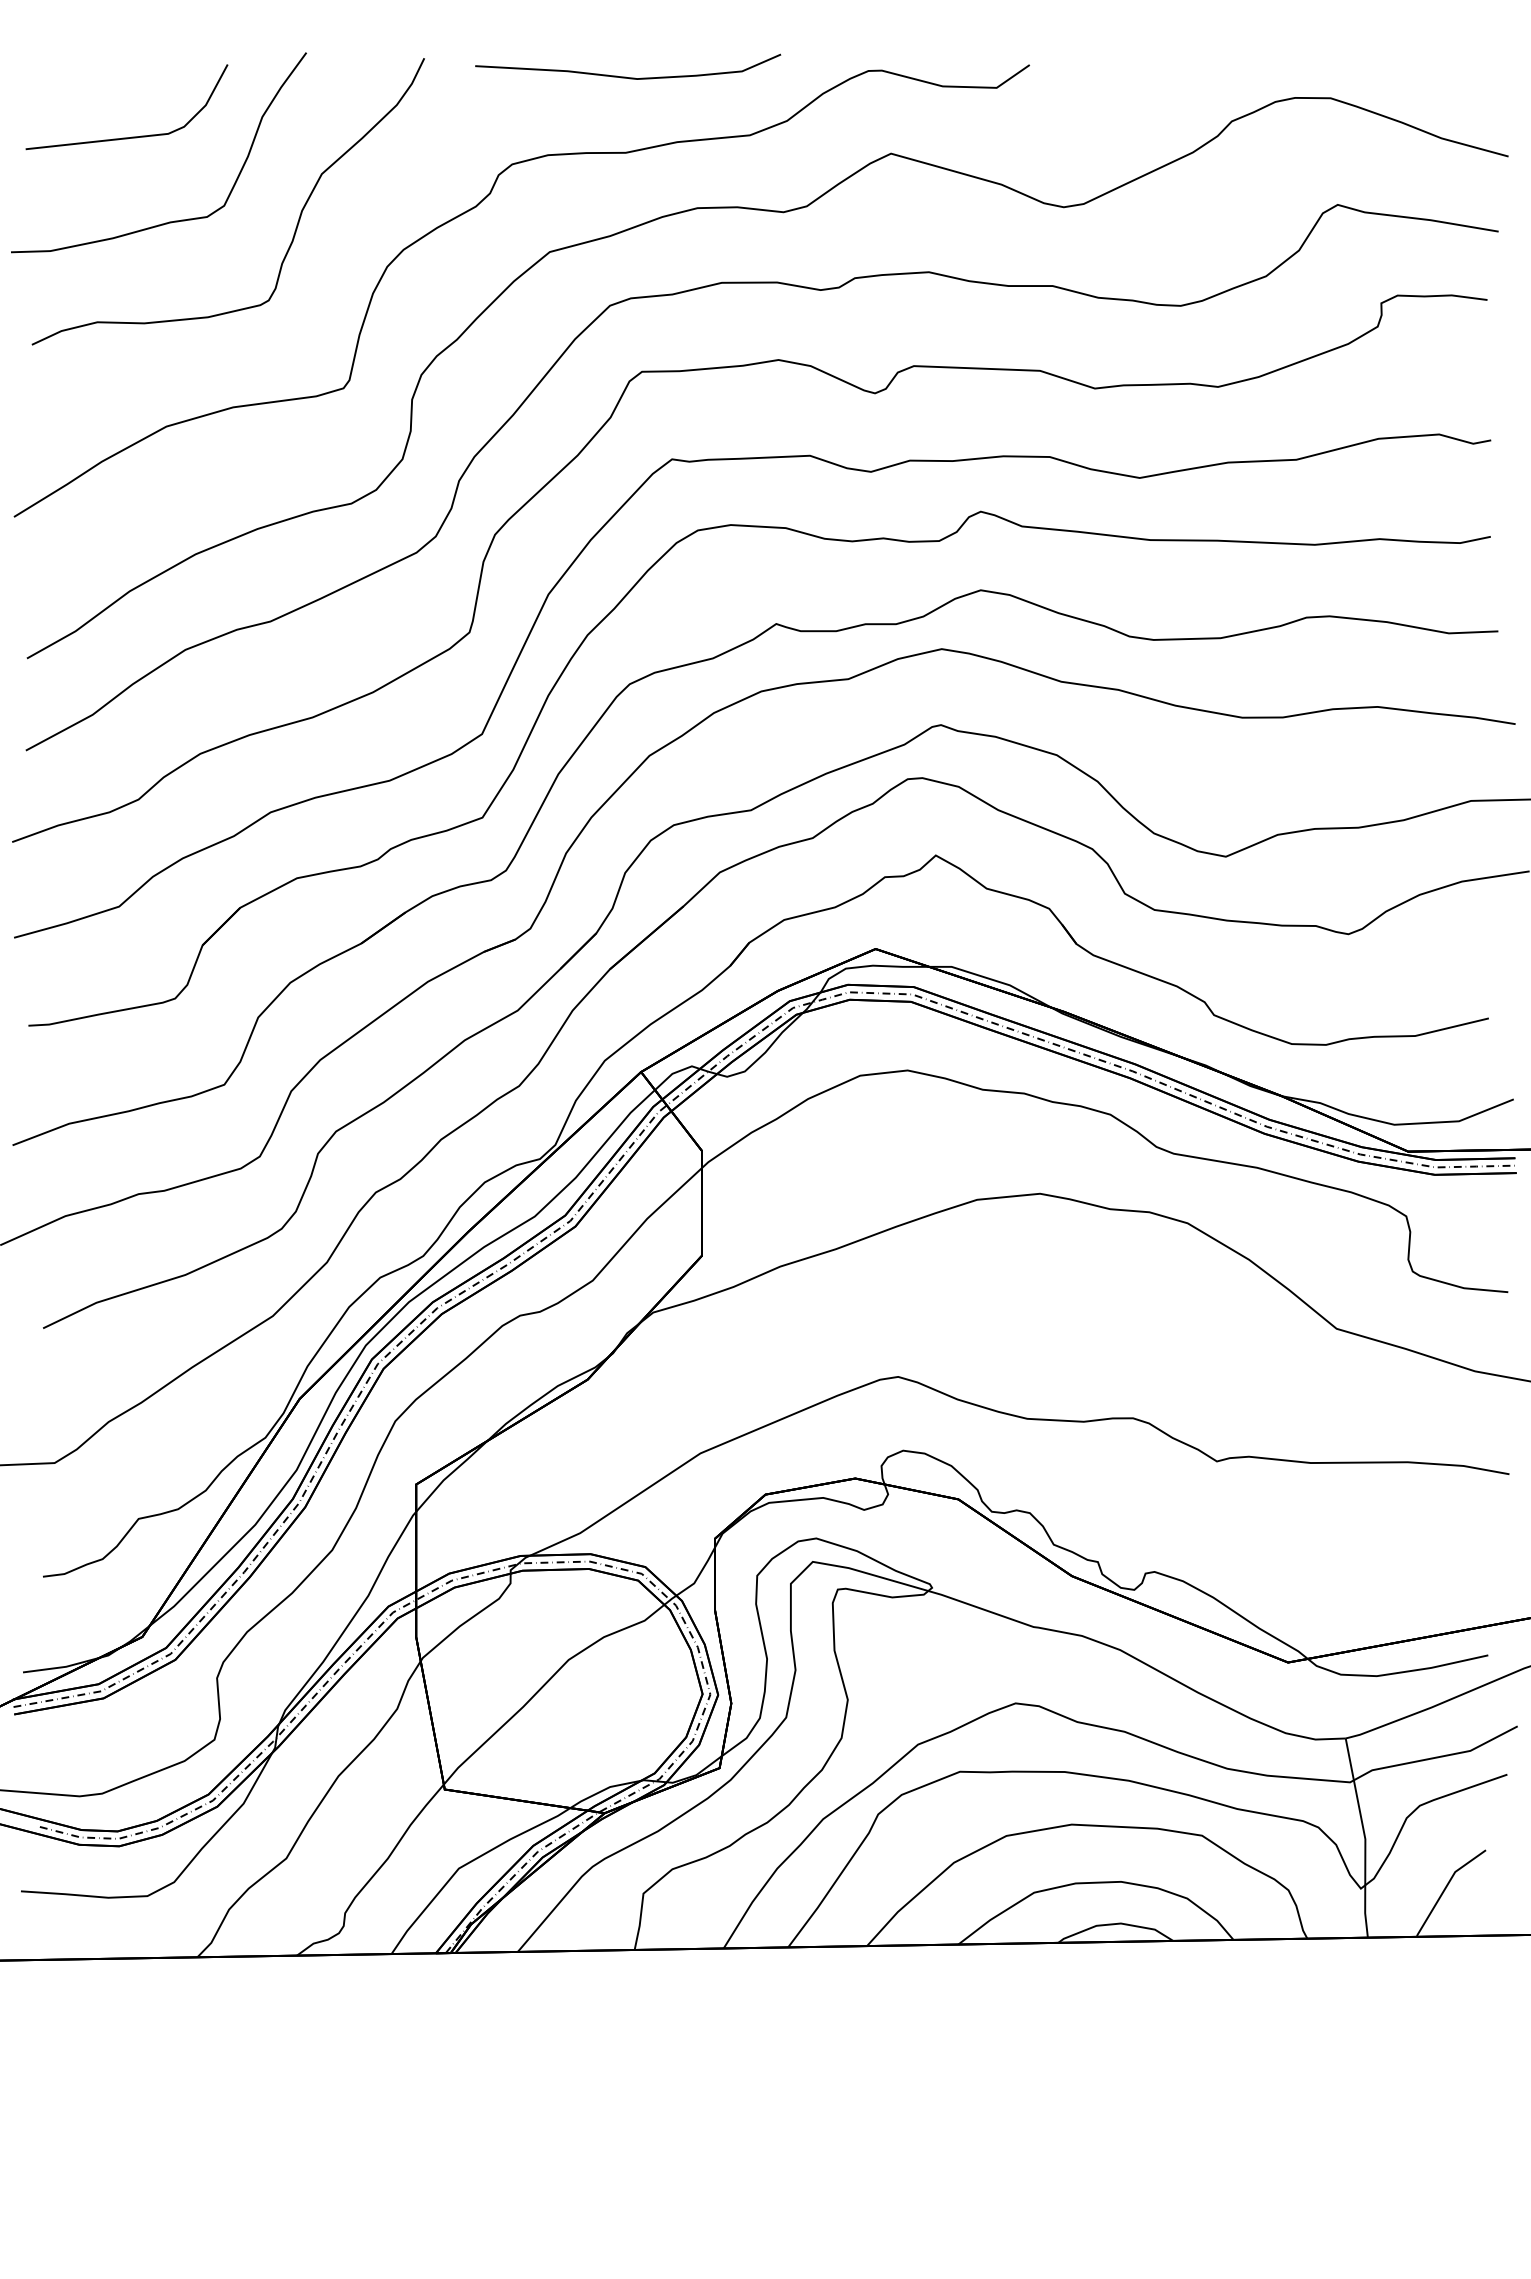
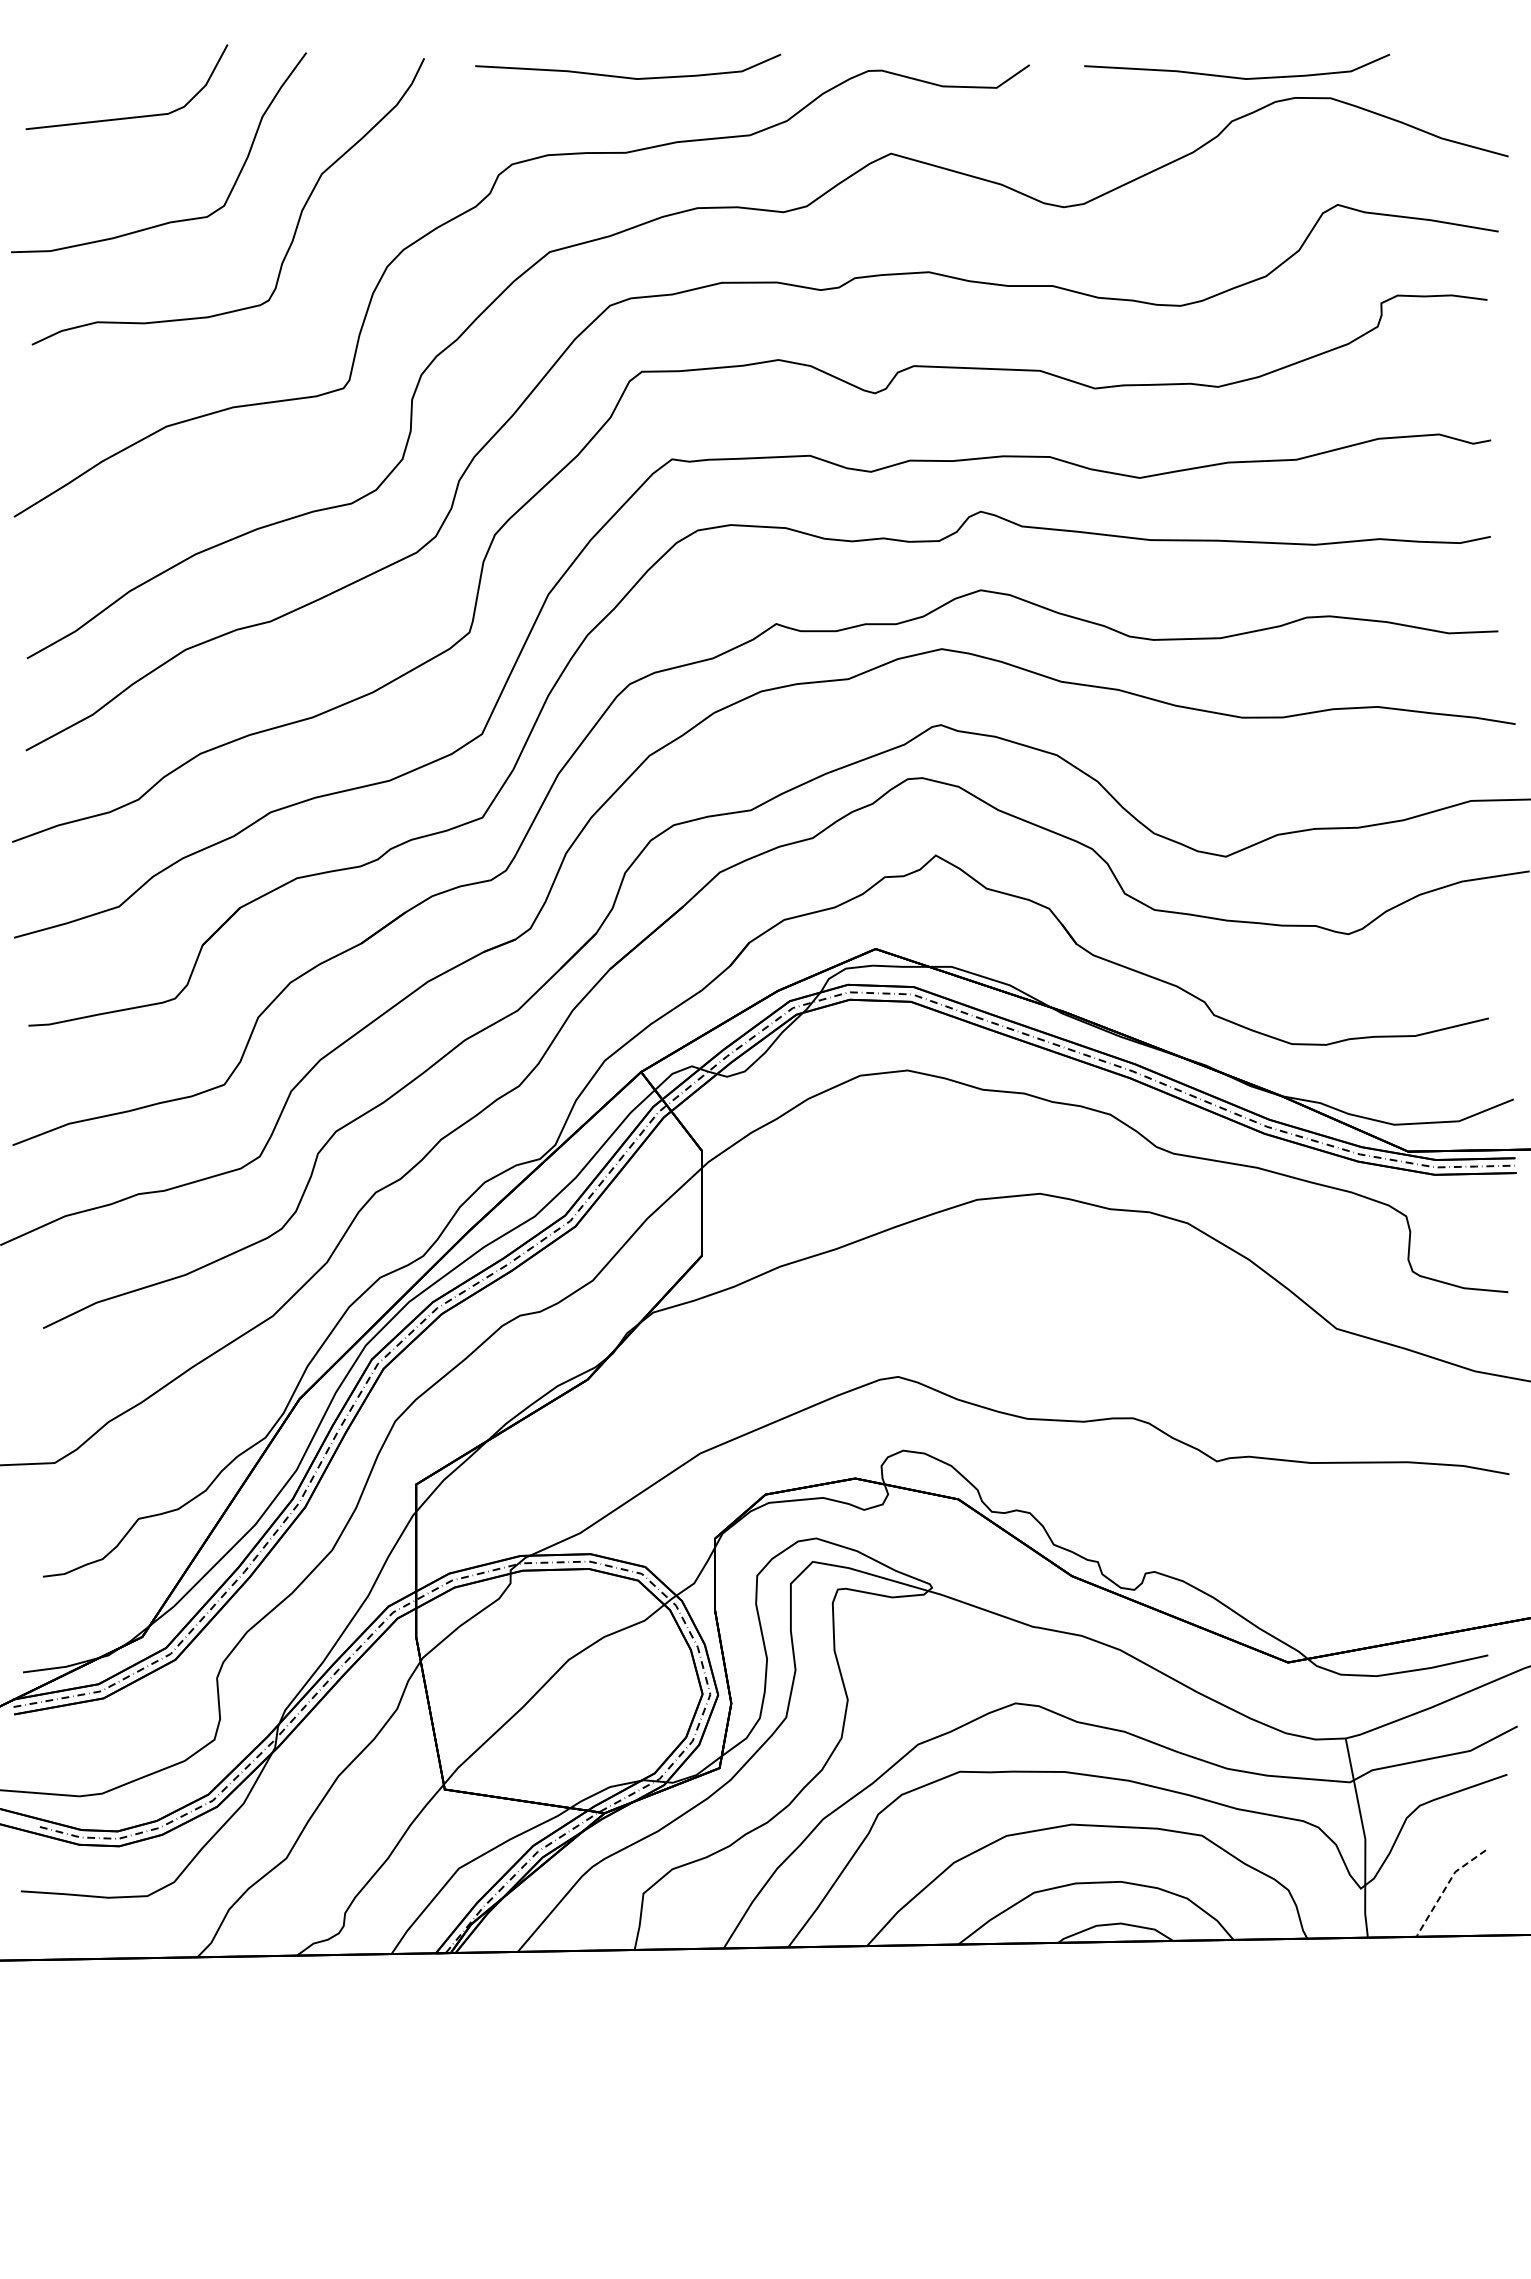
curve: none -> present (1235, 76)
curve position: (131, 136) -> (131, 116) (131, 116)
line: solid -> dashed (1445, 1888)
